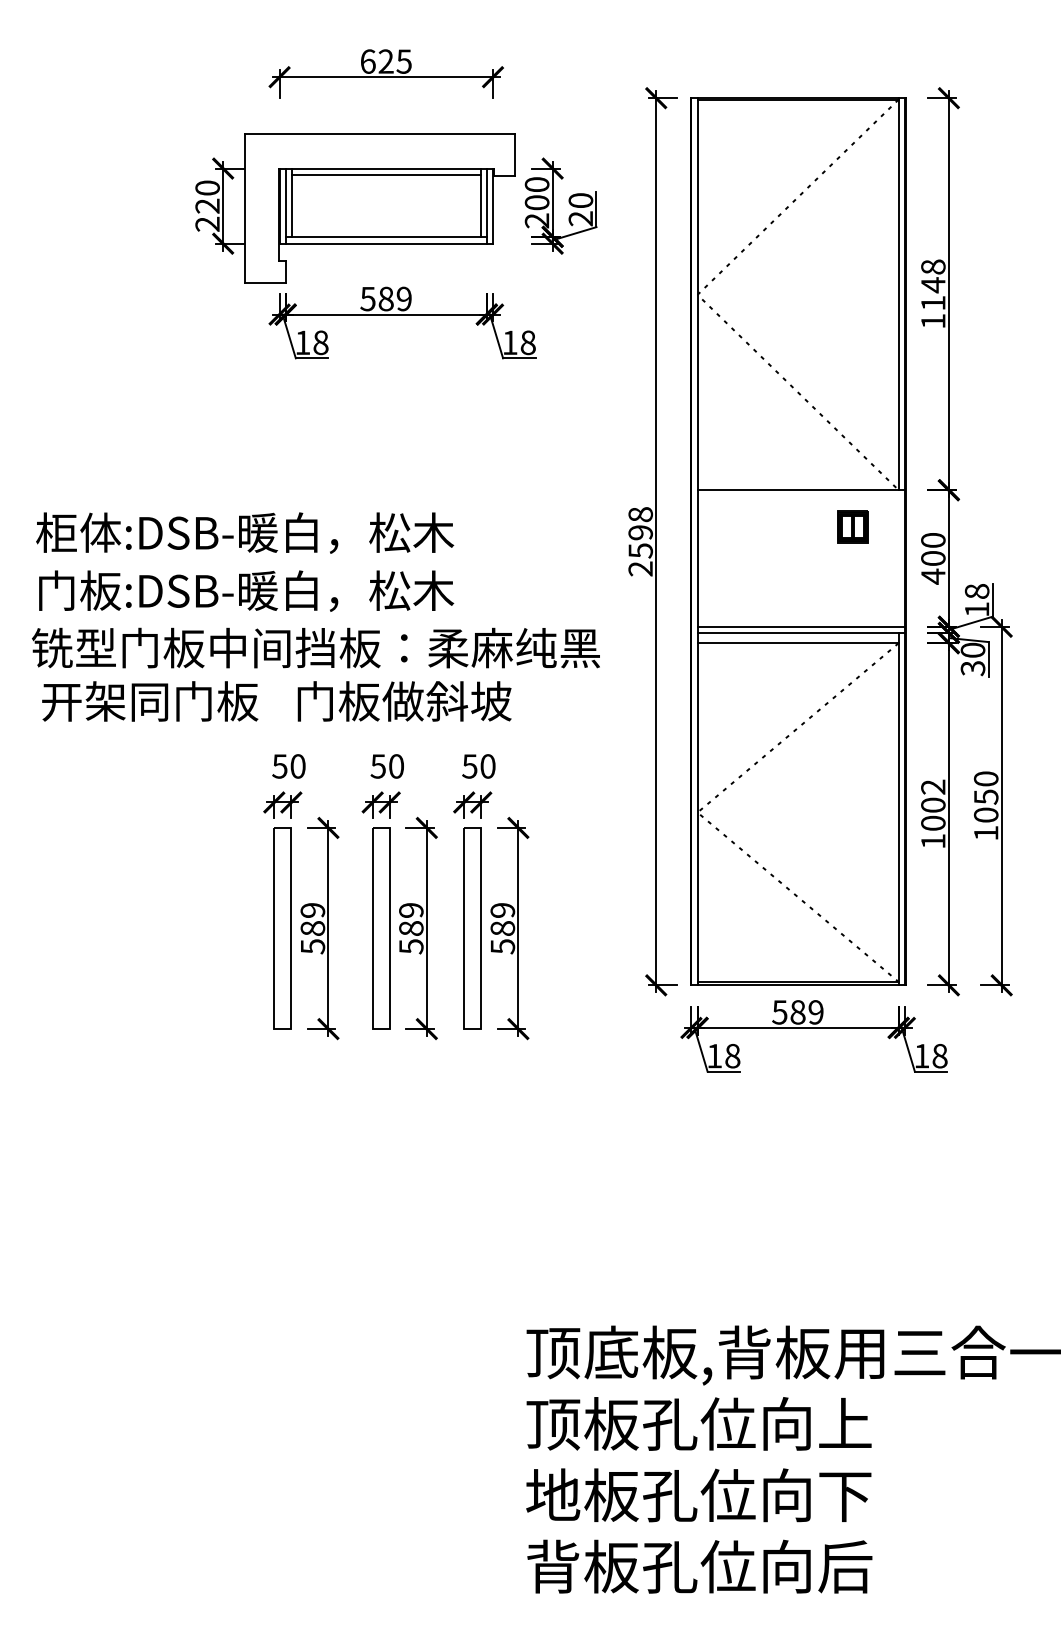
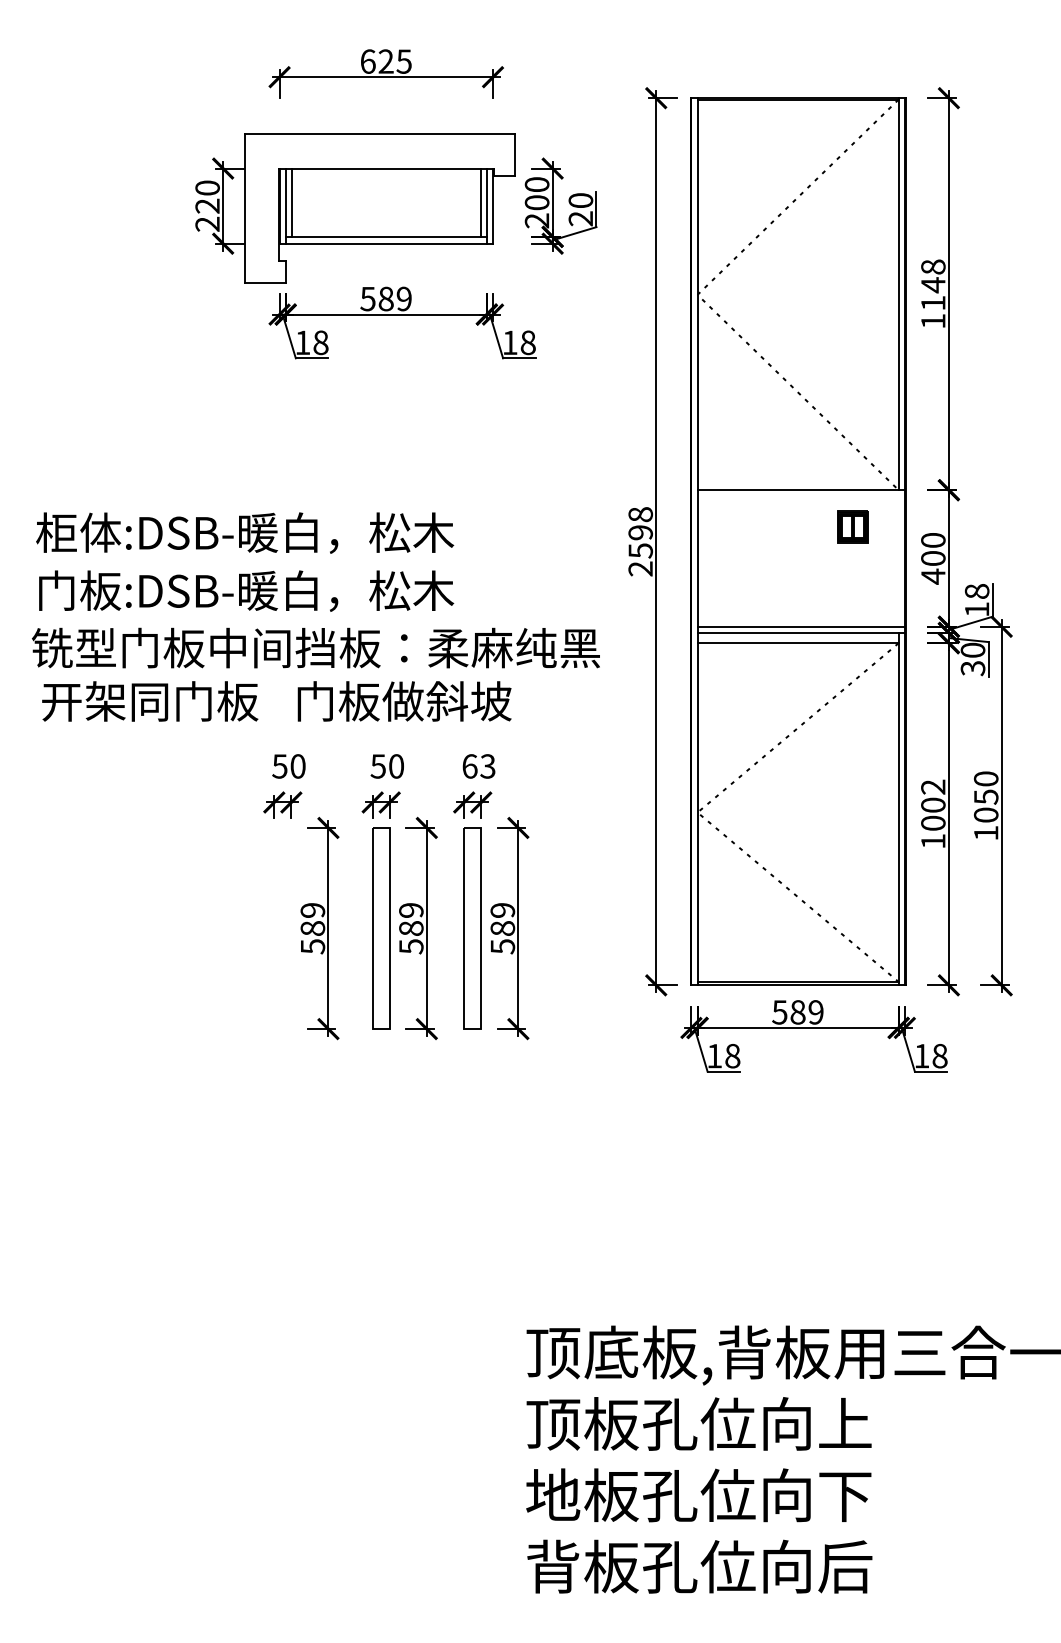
line: present -> none (385, 174)
text: 50 -> 63 (478, 766)
part: present -> none (282, 928)
